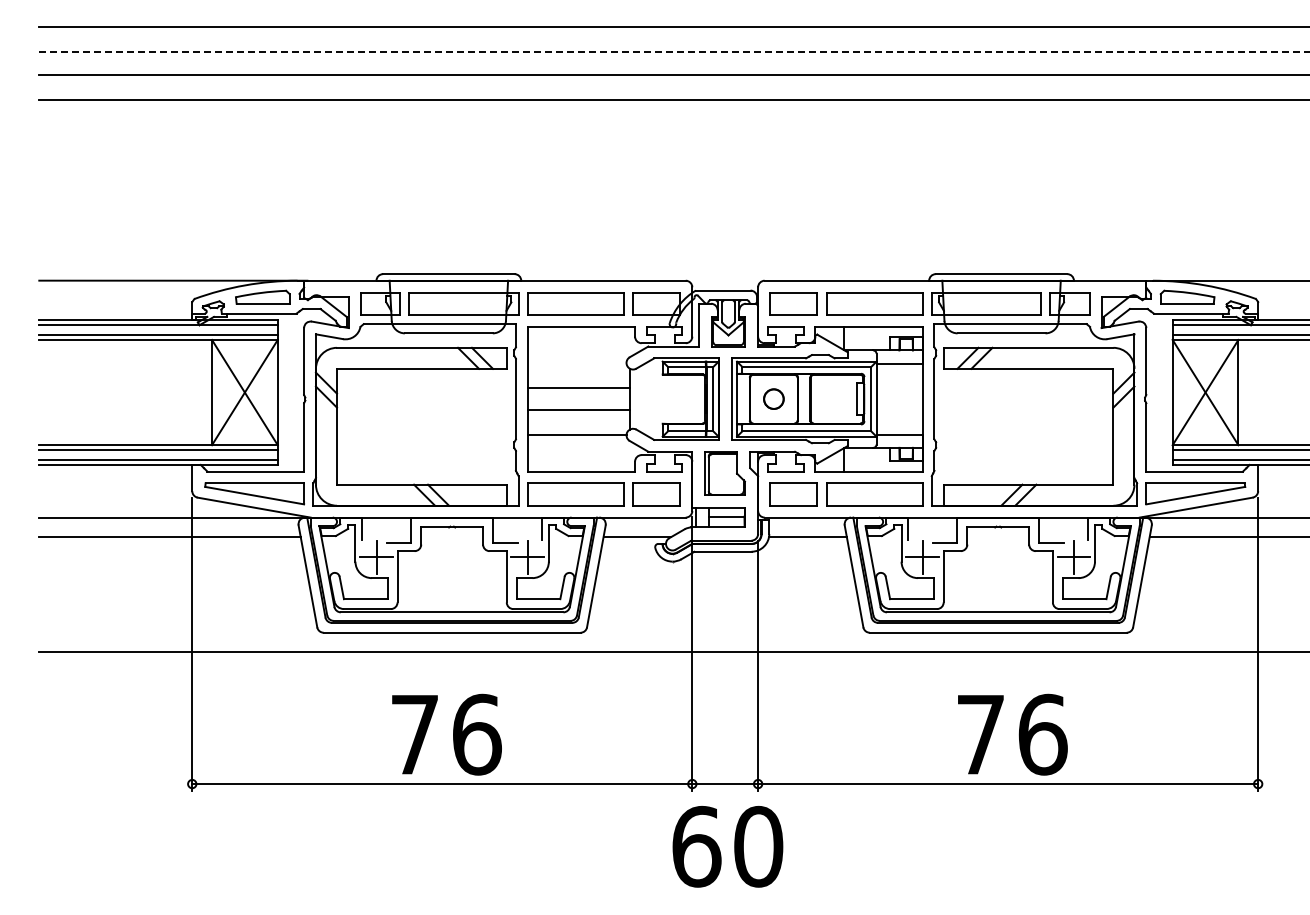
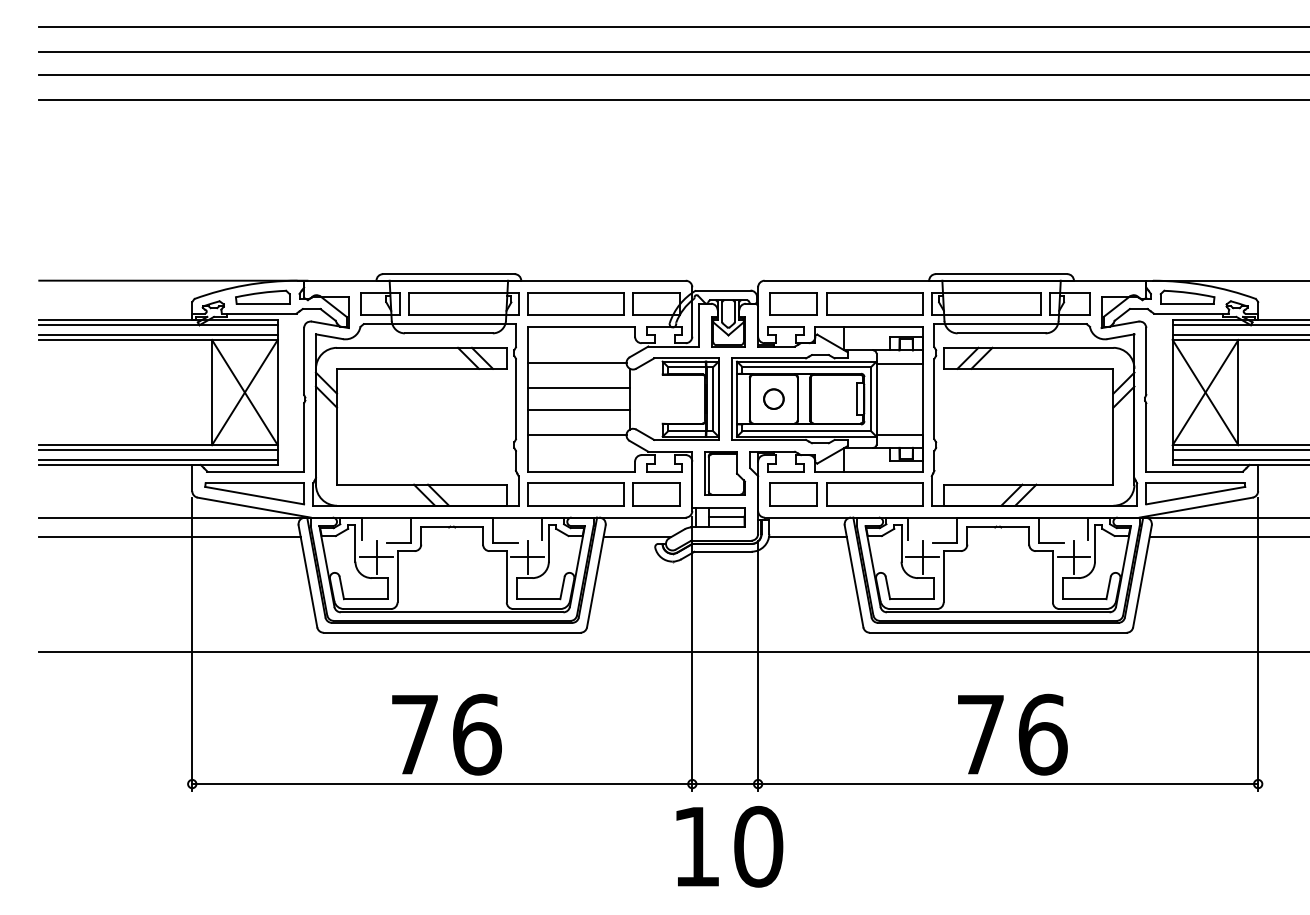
line: dashed -> solid (674, 52)
line: none -> present (576, 362)
text: 60 -> 10 (696, 846)
